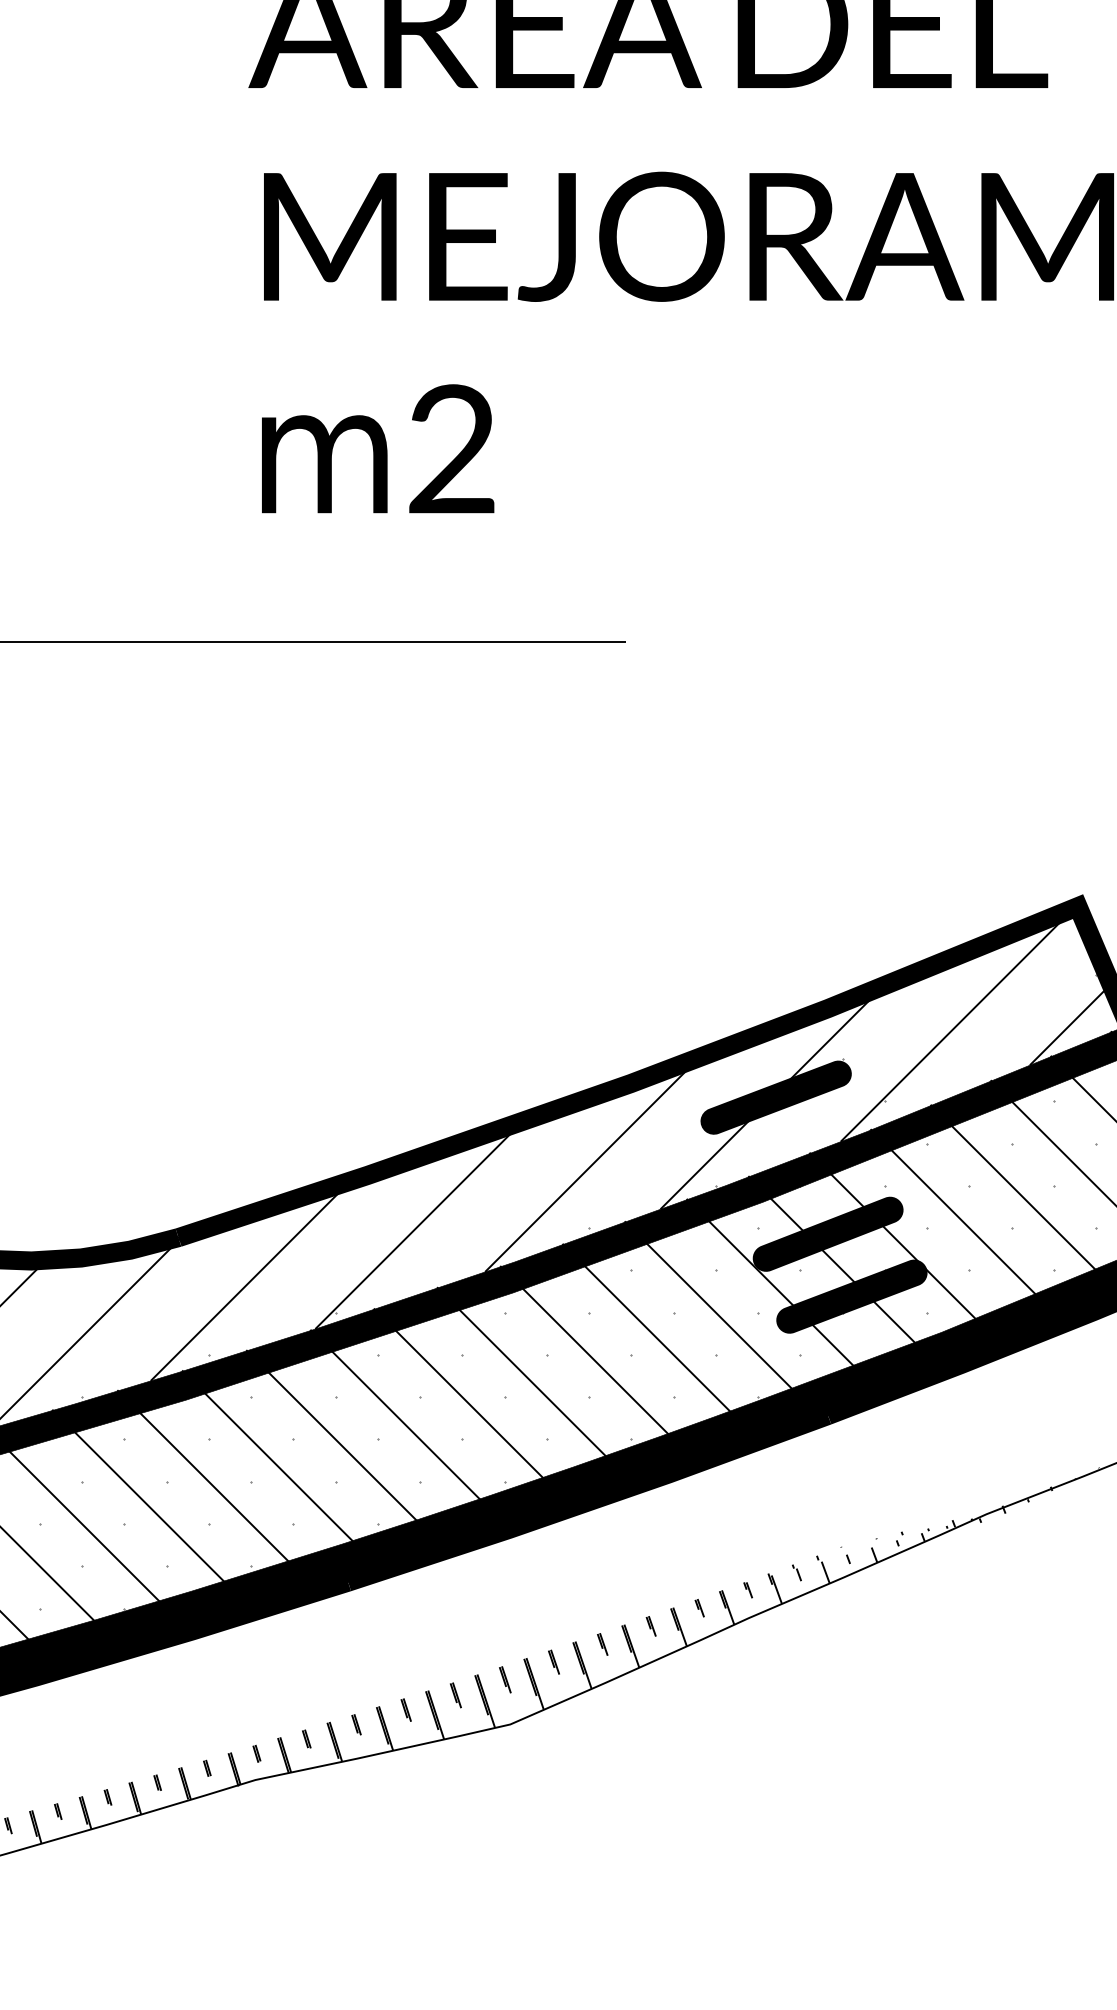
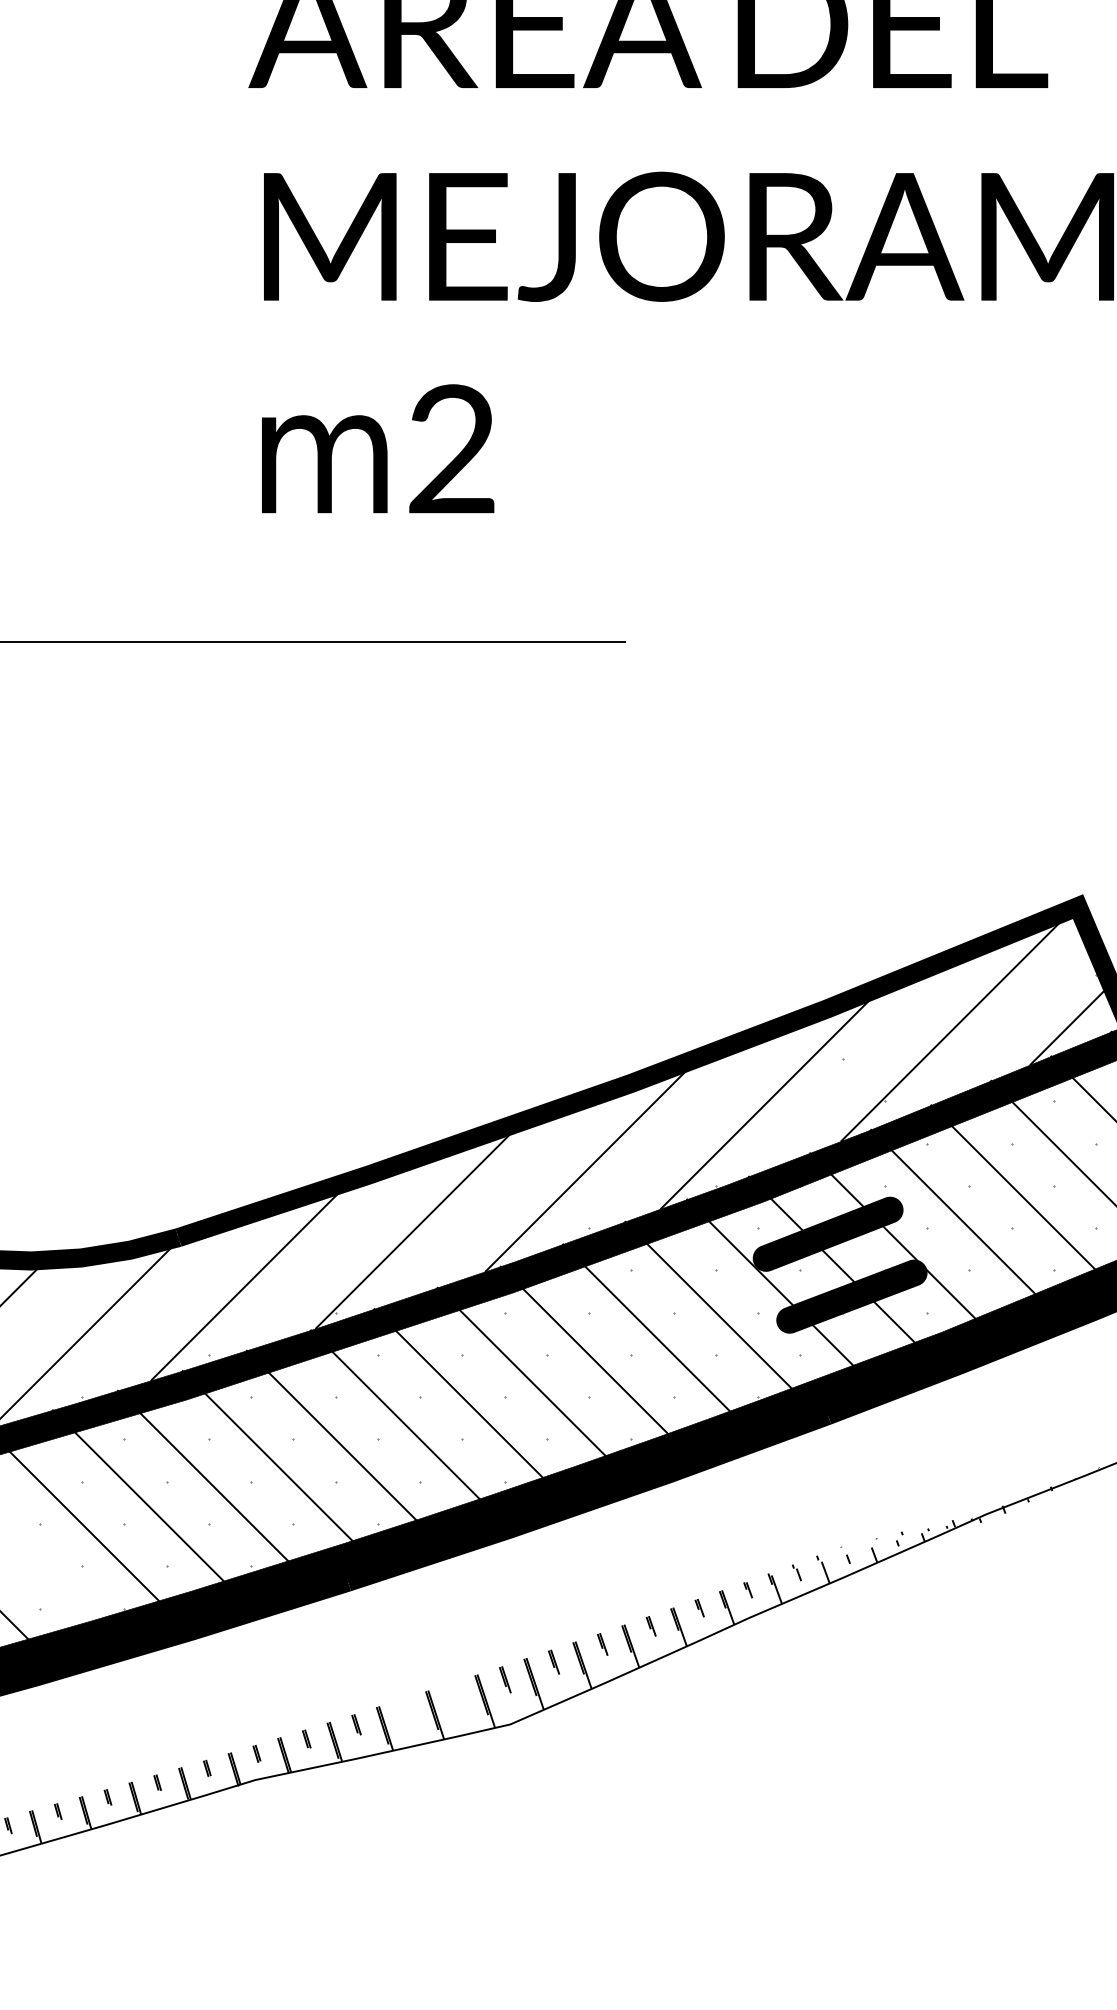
fill: present -> none (775, 1097)
line: present -> none (47, 1574)
part: present -> none (455, 1695)
part: present -> none (405, 1709)
